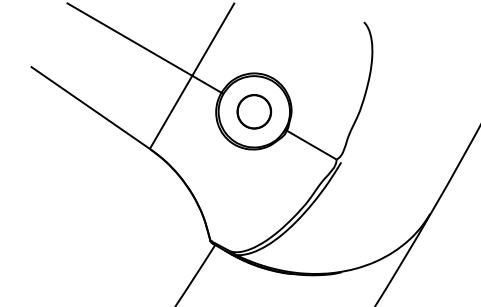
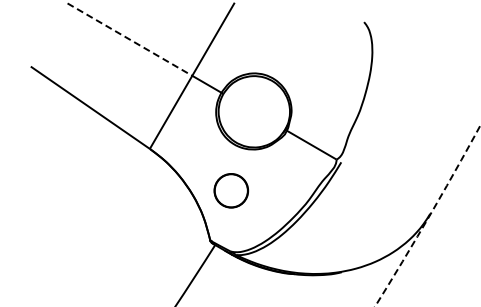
line: solid -> dashed (130, 39)
part position: (254, 111) -> (231, 190) (231, 190)
arc: solid -> dashed (429, 216)
